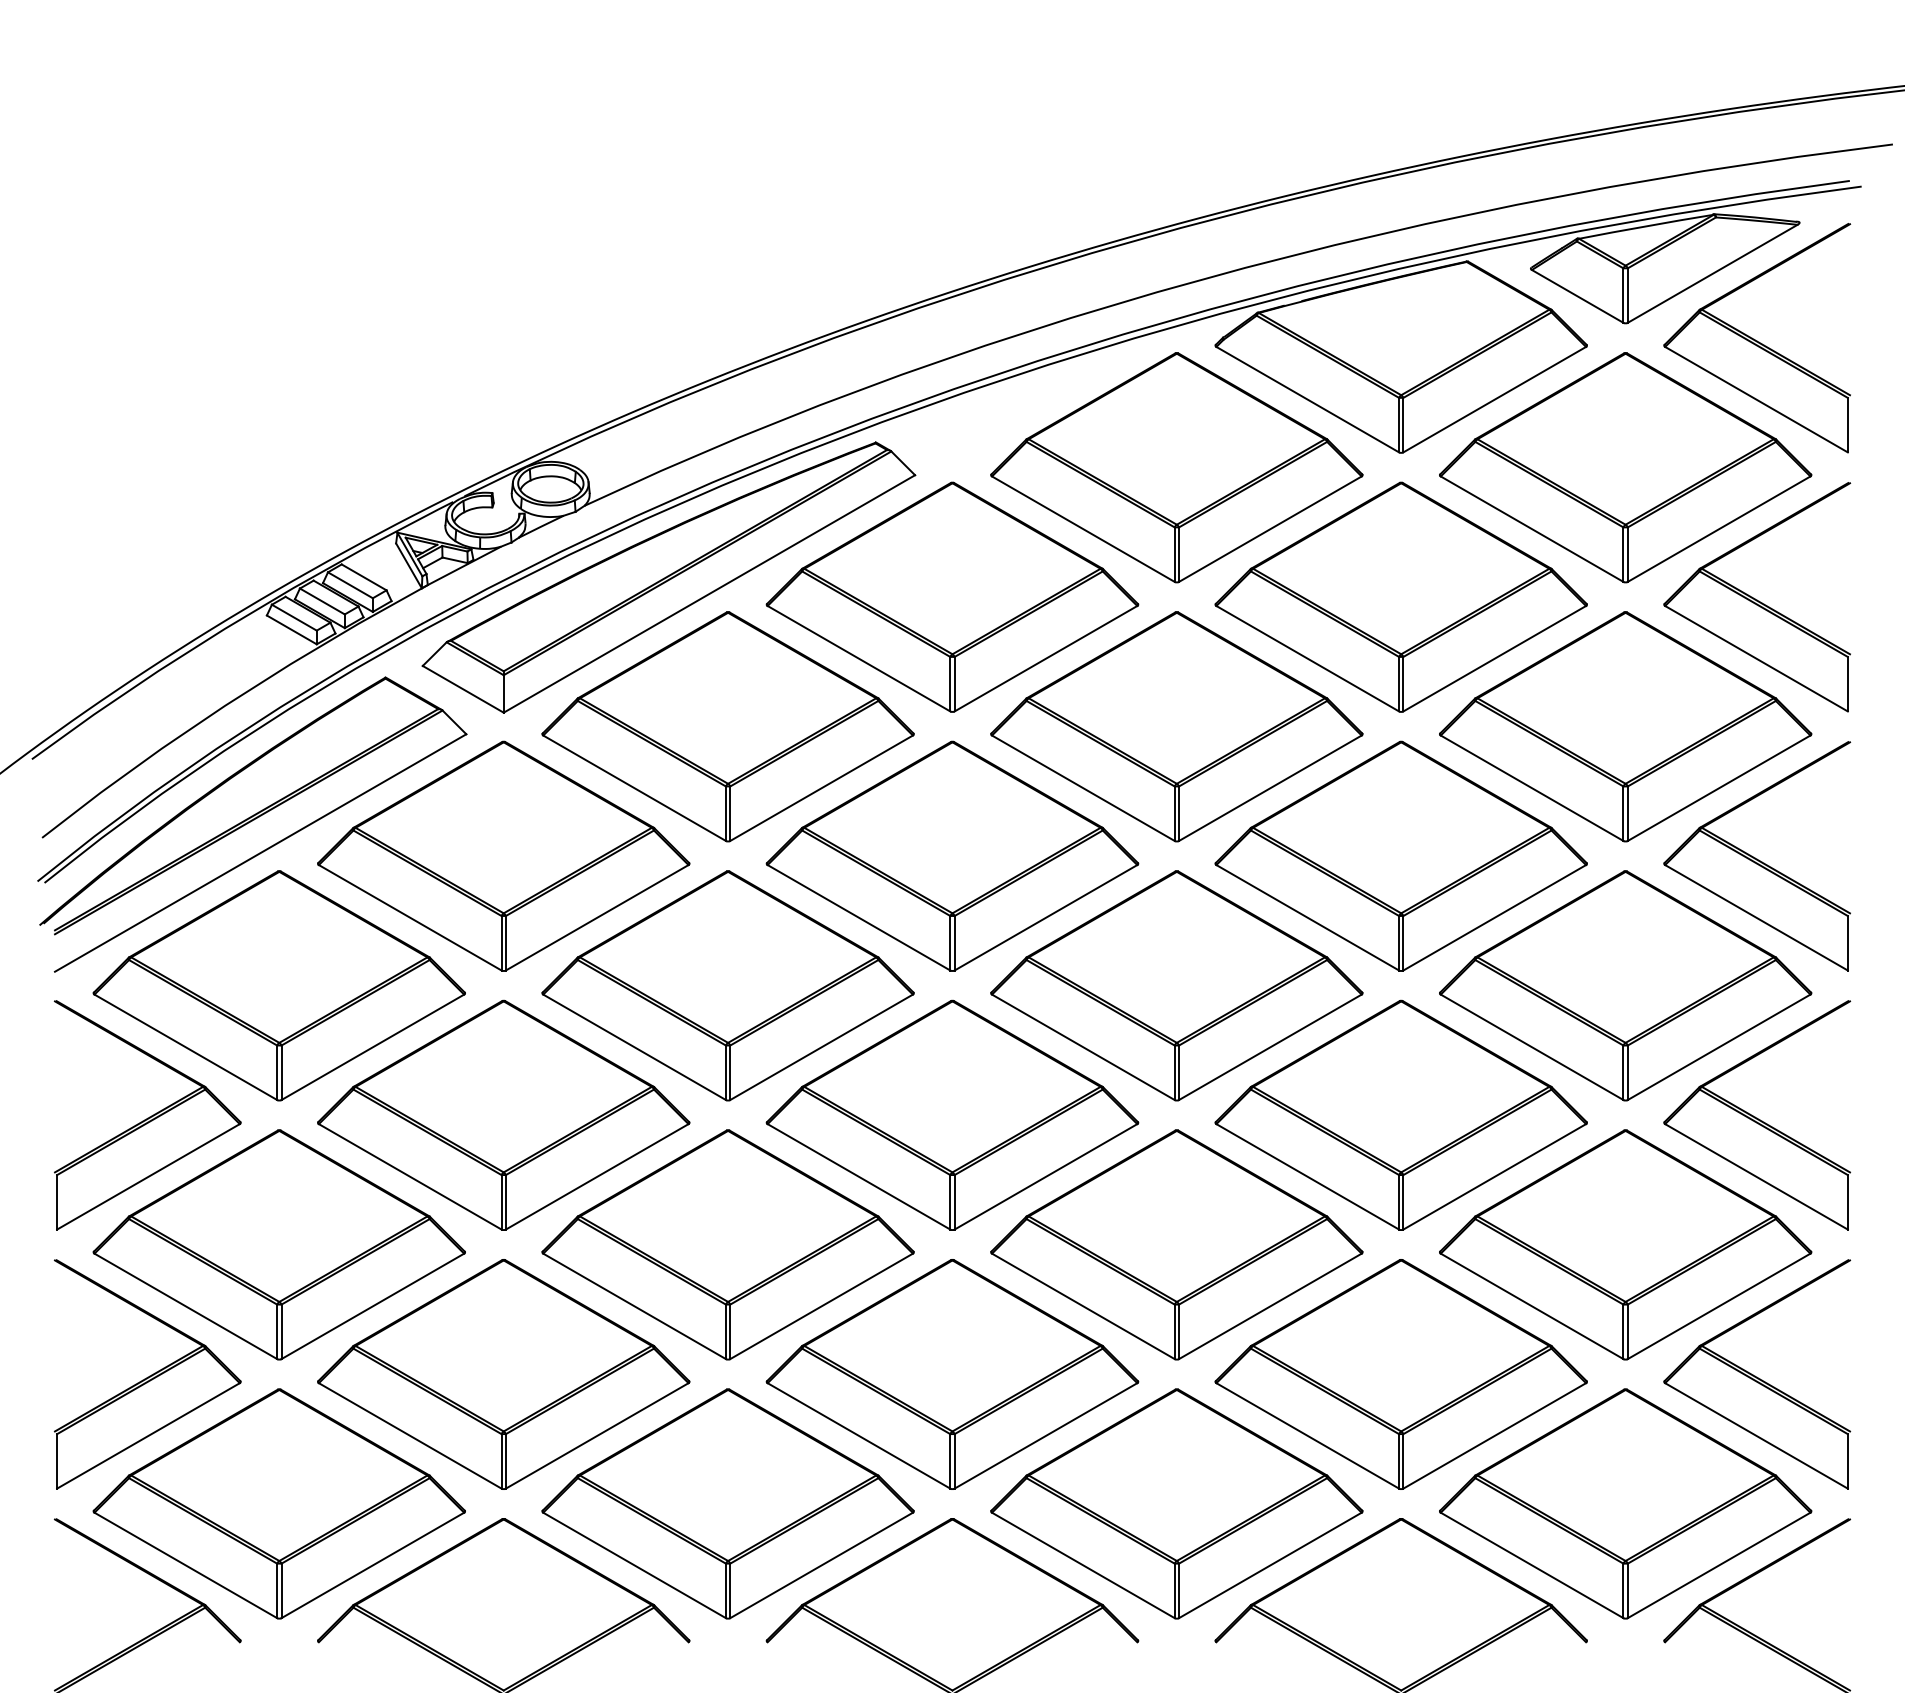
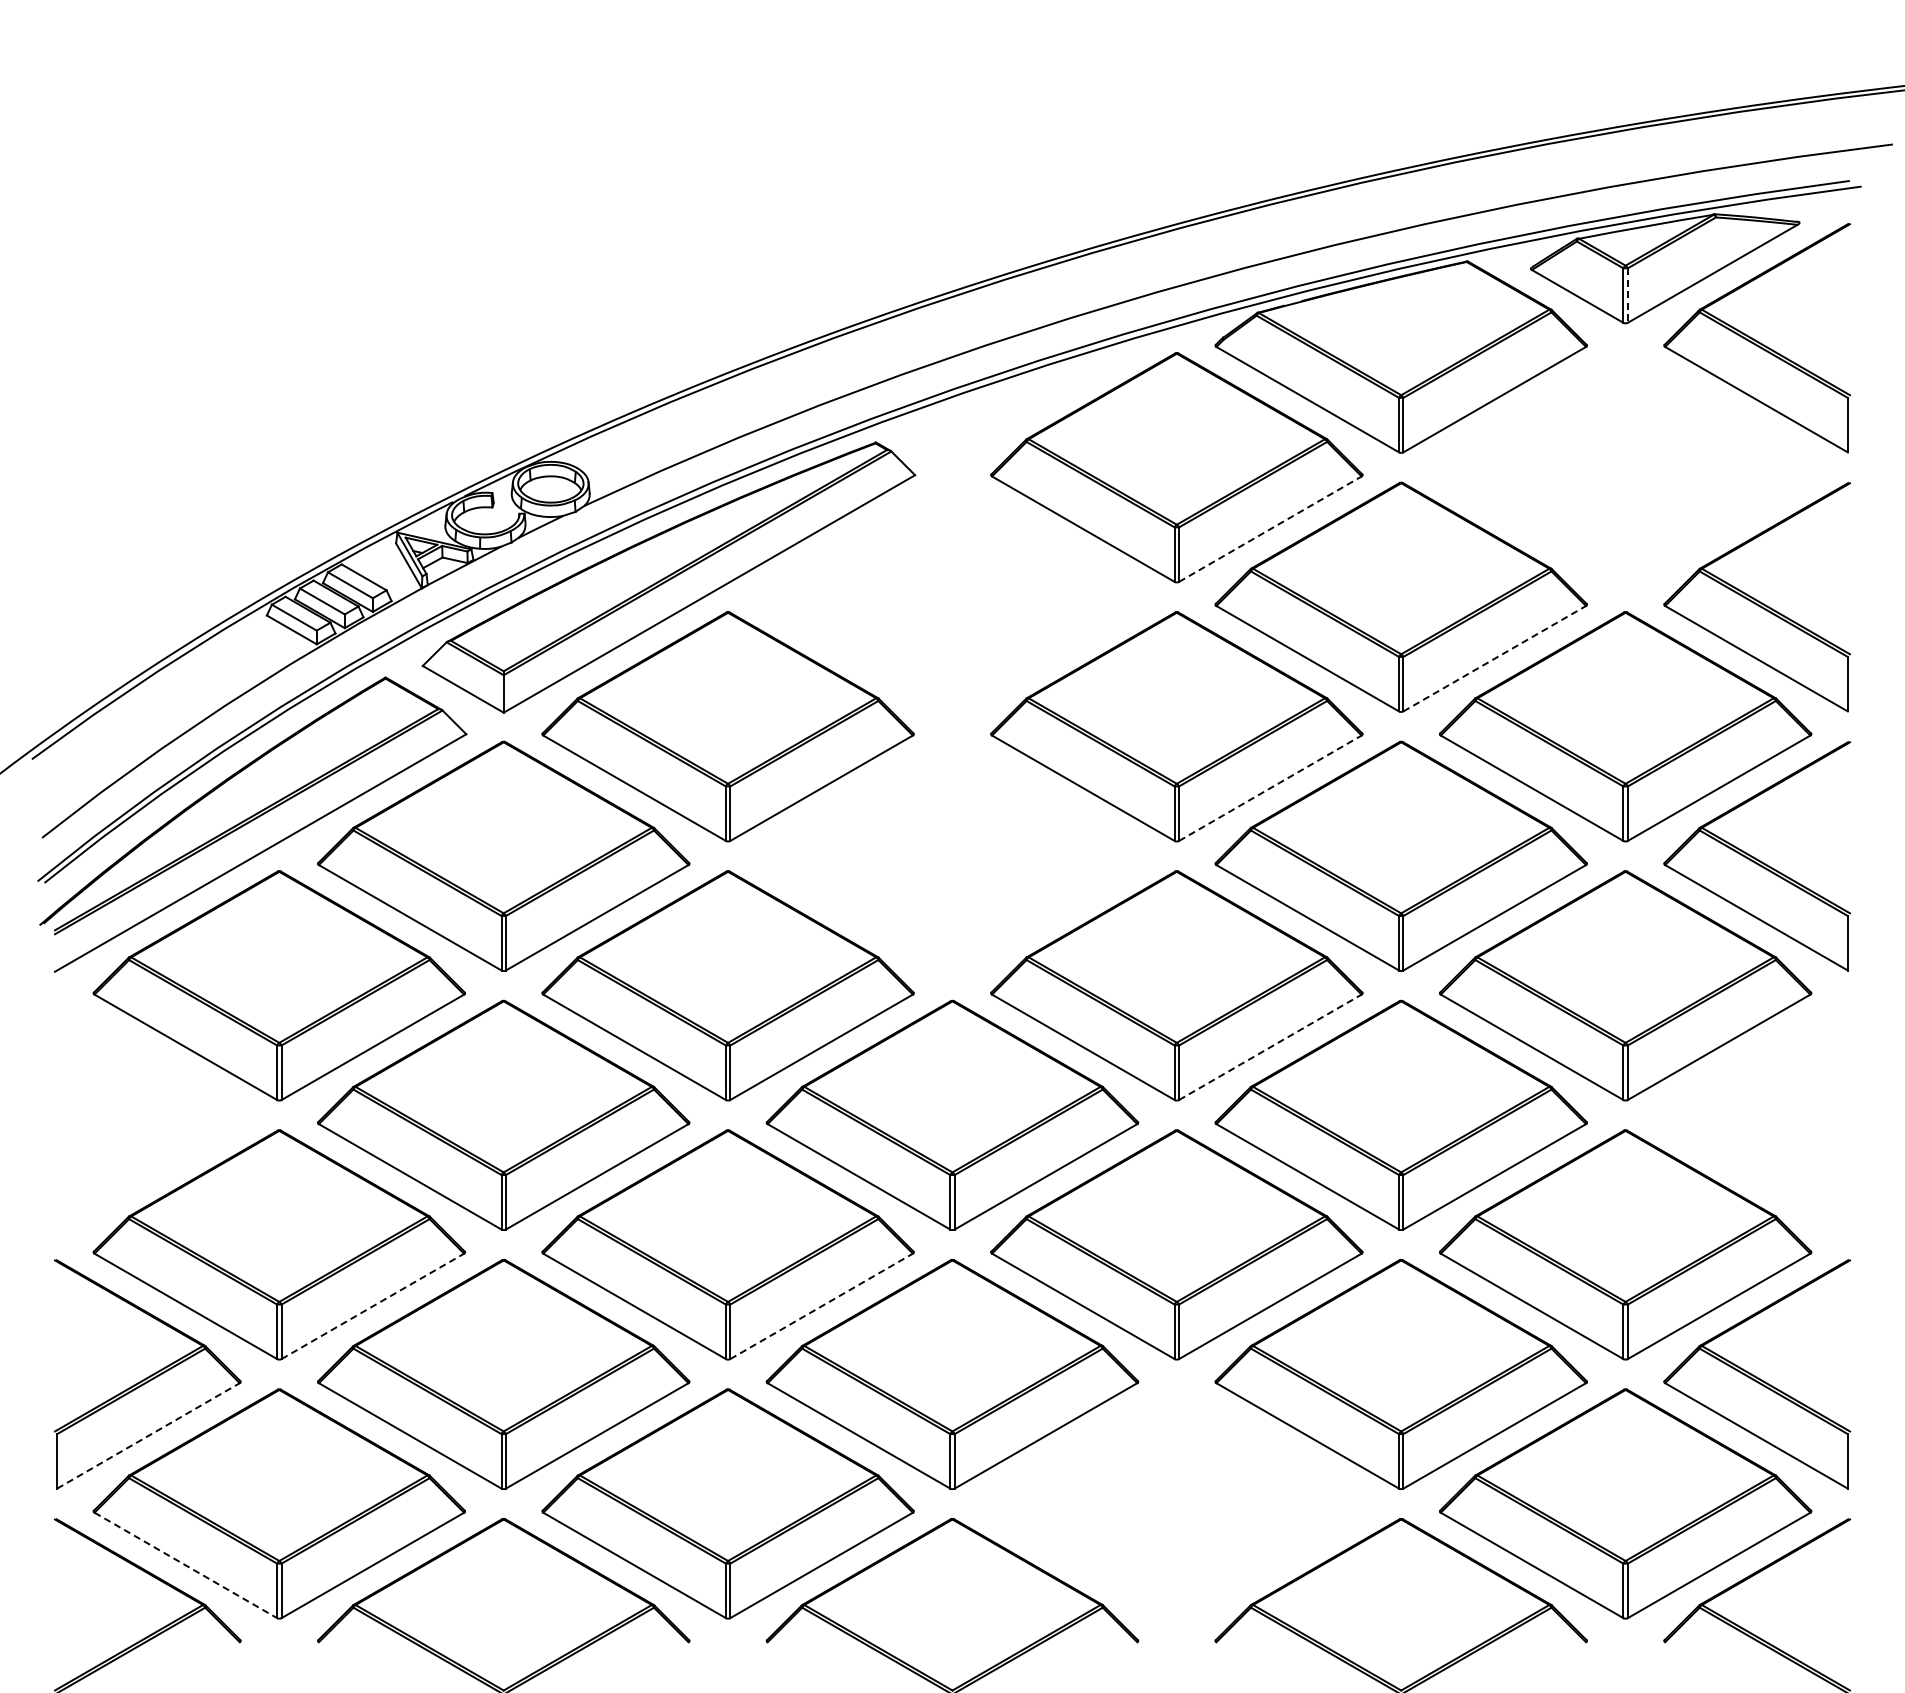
line: solid -> dashed (1627, 296)
part: present -> none (1625, 467)
line: solid -> dashed (1270, 528)
part: present -> none (952, 596)
line: solid -> dashed (1495, 658)
line: solid -> dashed (1270, 788)
part: present -> none (952, 855)
line: solid -> dashed (1270, 1047)
part: present -> none (147, 1115)
part: present -> none (1757, 1115)
line: solid -> dashed (373, 1306)
line: solid -> dashed (822, 1306)
line: solid -> dashed (148, 1435)
part: present -> none (1176, 1503)
line: solid -> dashed (186, 1565)
